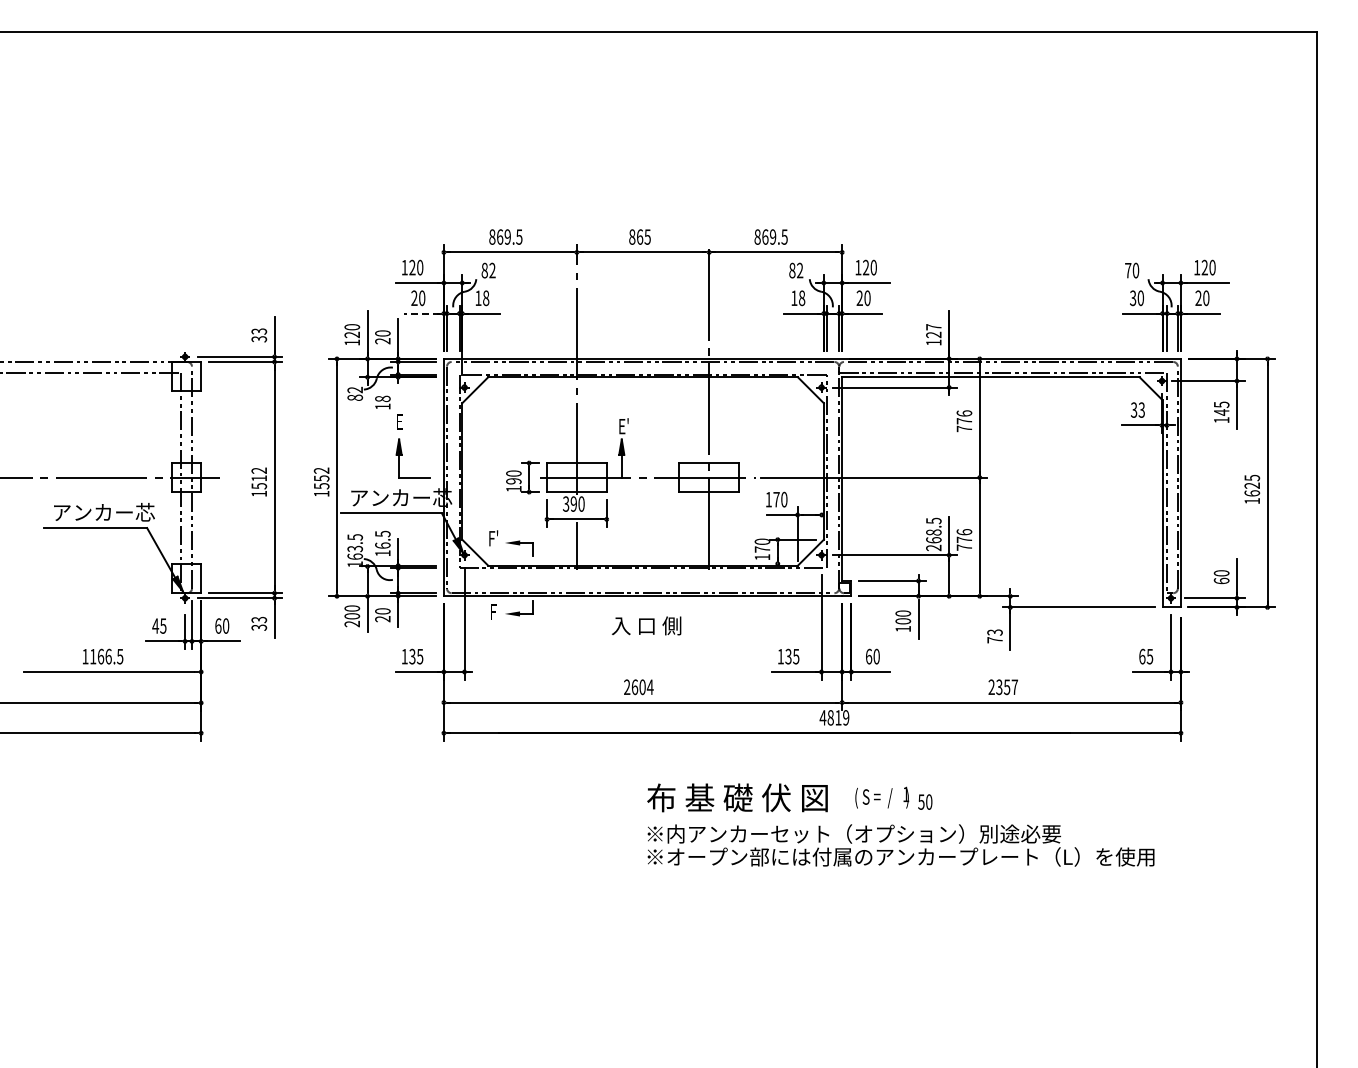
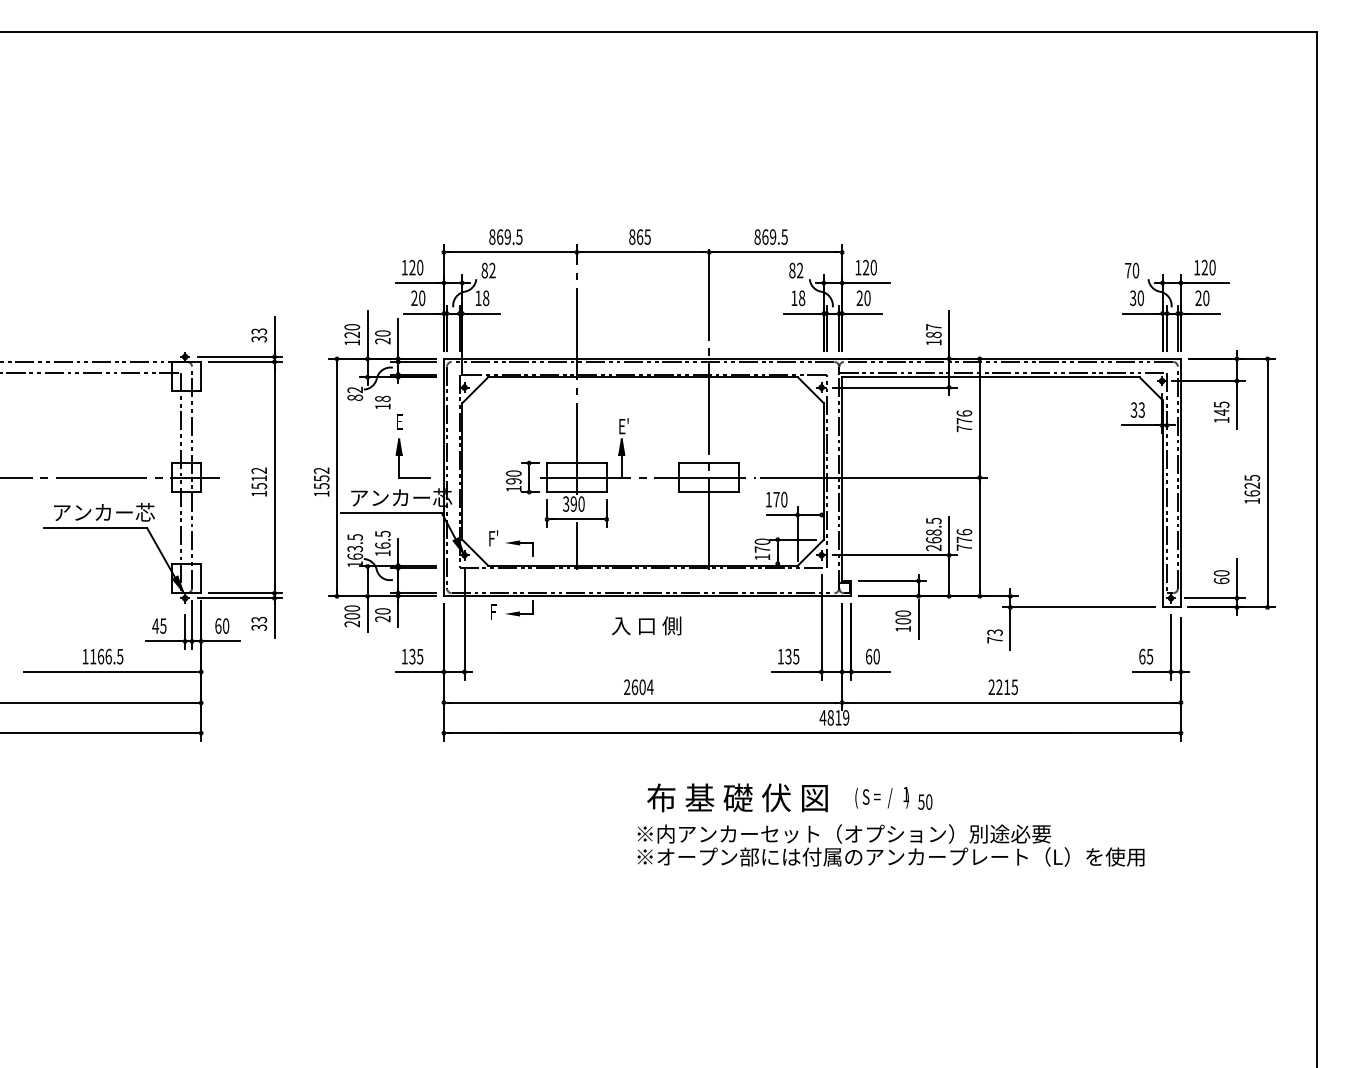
line: dashed -> solid (422, 313)
text: 127 -> 187 (933, 334)
text: 2357 -> 2215 (1007, 687)
text position: (900, 845) -> (890, 845) (890, 845)
